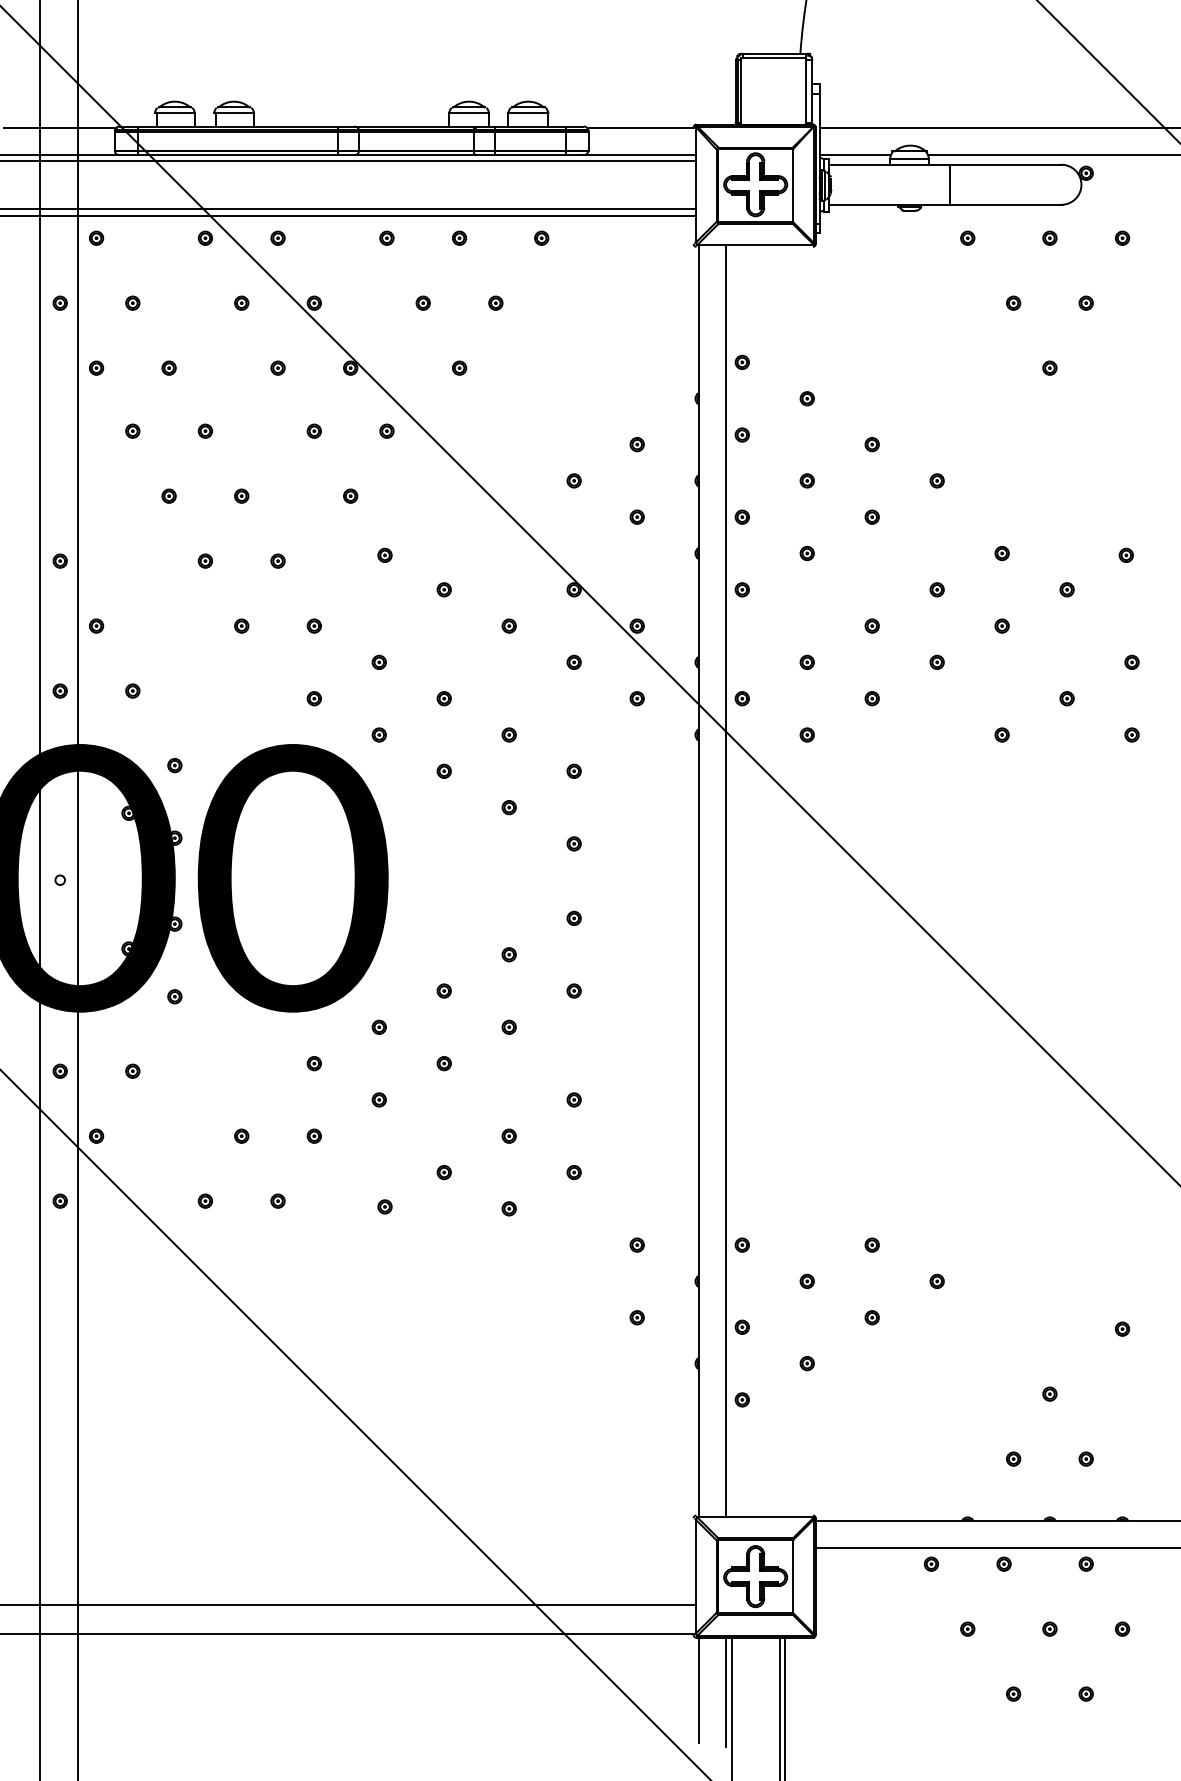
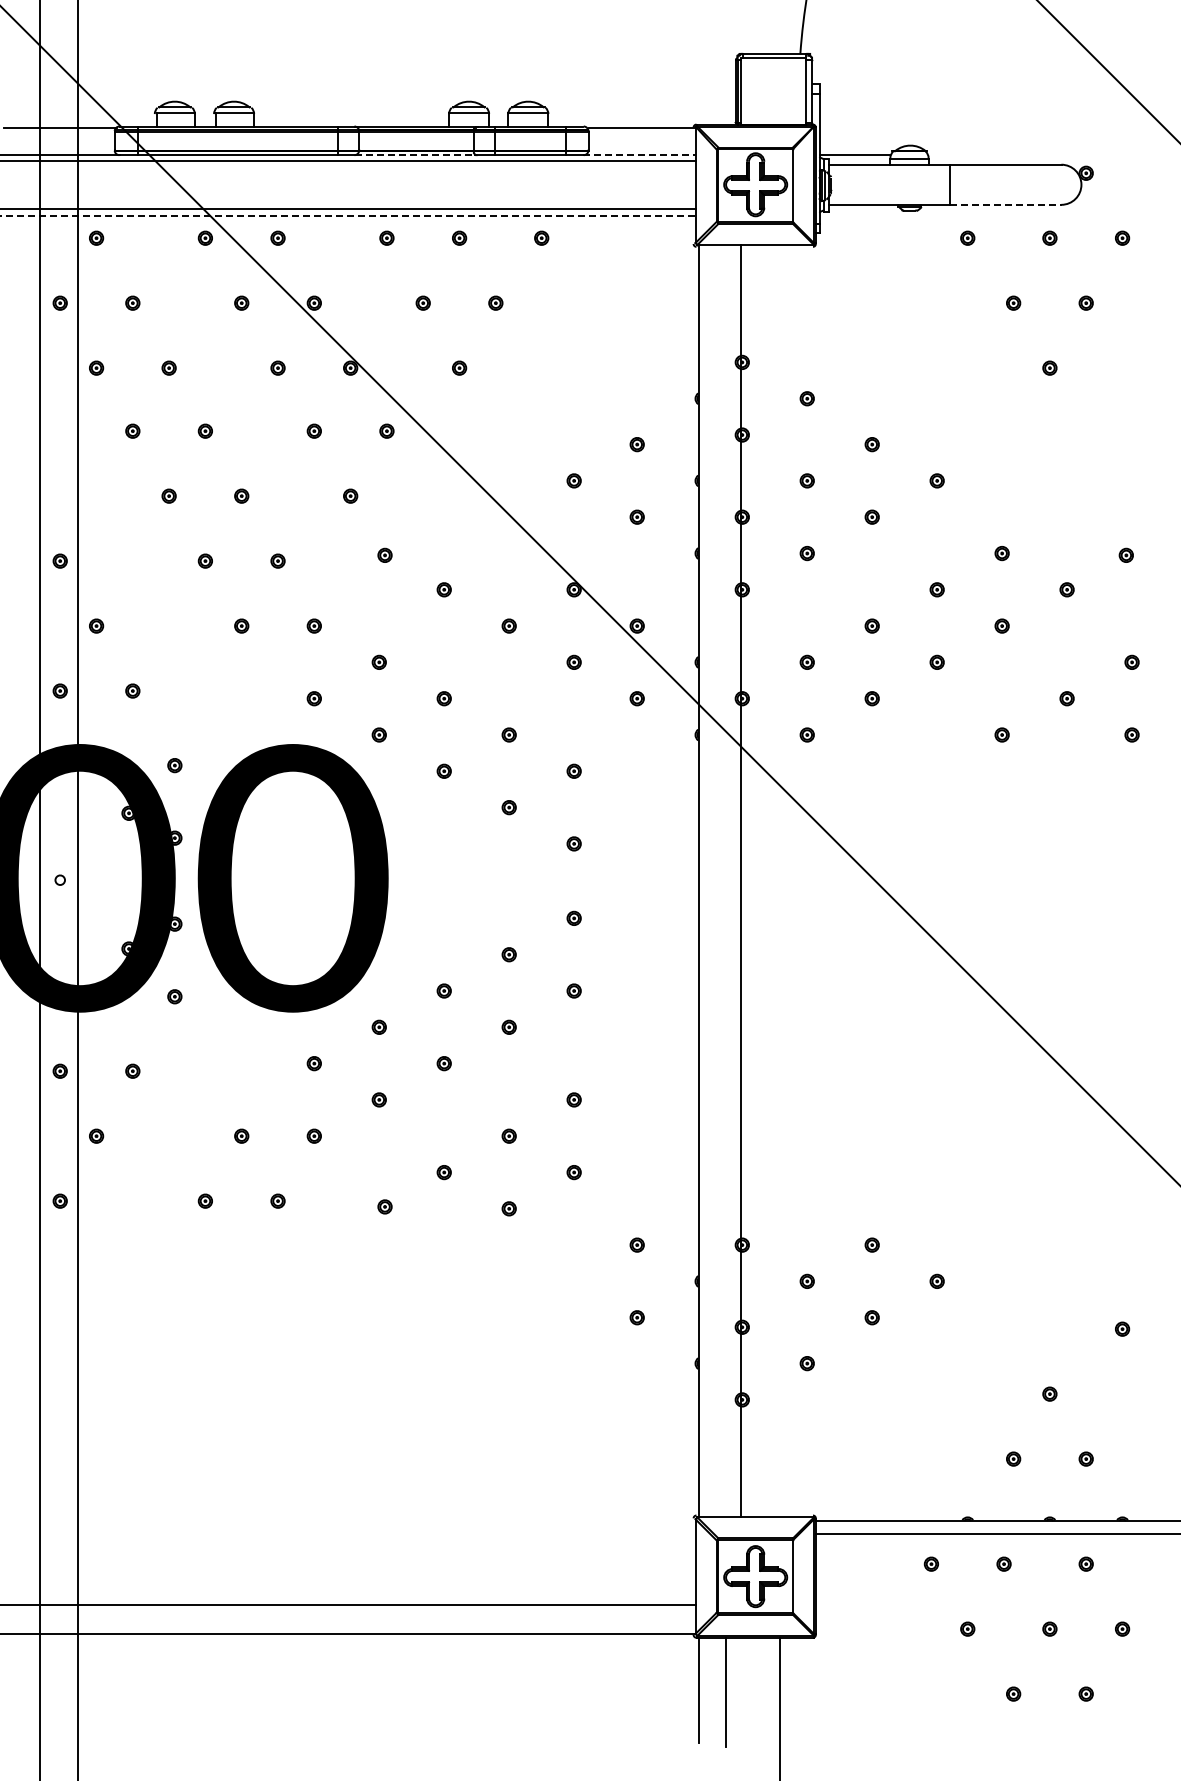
line: present -> none (998, 128)
line: solid -> dashed (415, 155)
line: solid -> dashed (639, 155)
line: present -> none (1052, 155)
line: solid -> dashed (1006, 204)
line: solid -> dashed (348, 216)
line position: (726, 880) -> (741, 880) (741, 880)
line: present -> none (355, 1424)
line position: (996, 1547) -> (996, 1533) (996, 1533)
line: present -> none (731, 1707)
line: present -> none (785, 1707)
